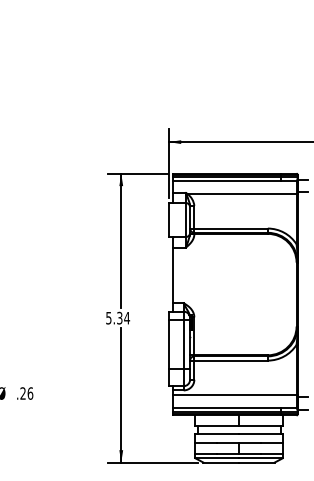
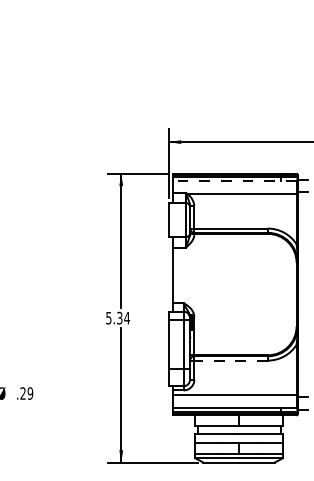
line: solid -> dashed (234, 181)
line: solid -> dashed (231, 360)
text: .26 -> .29 (30, 393)
